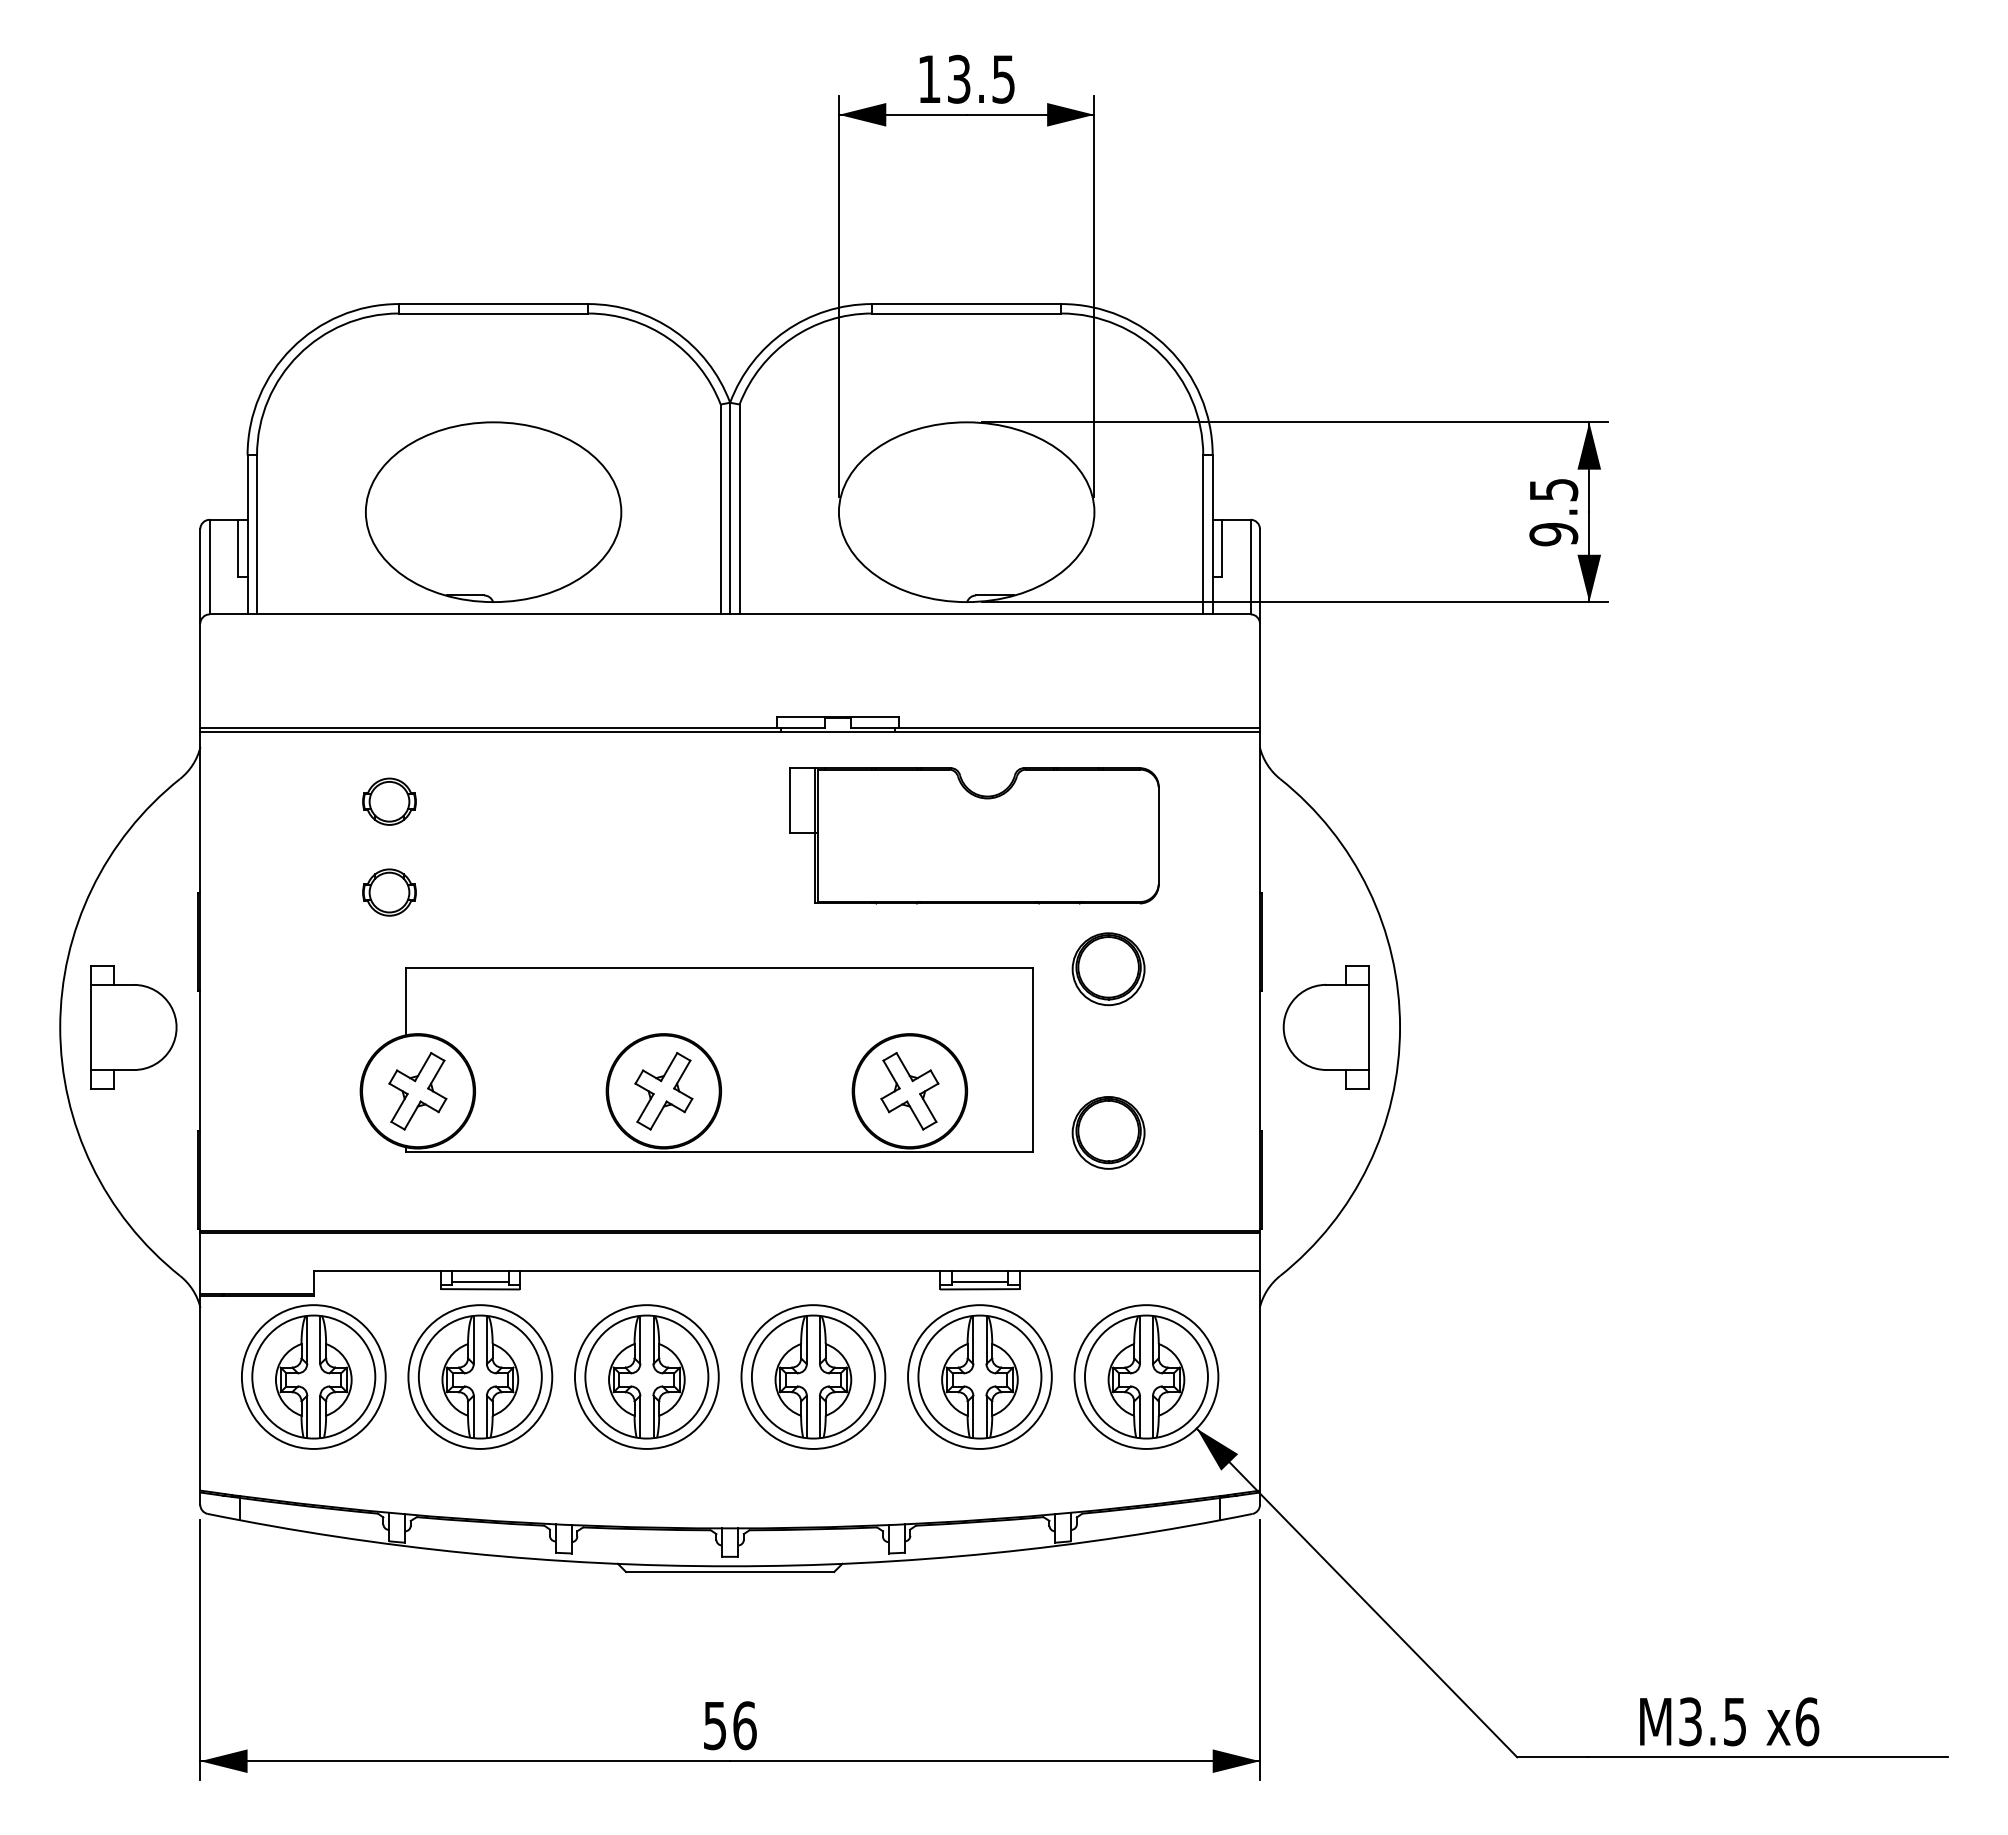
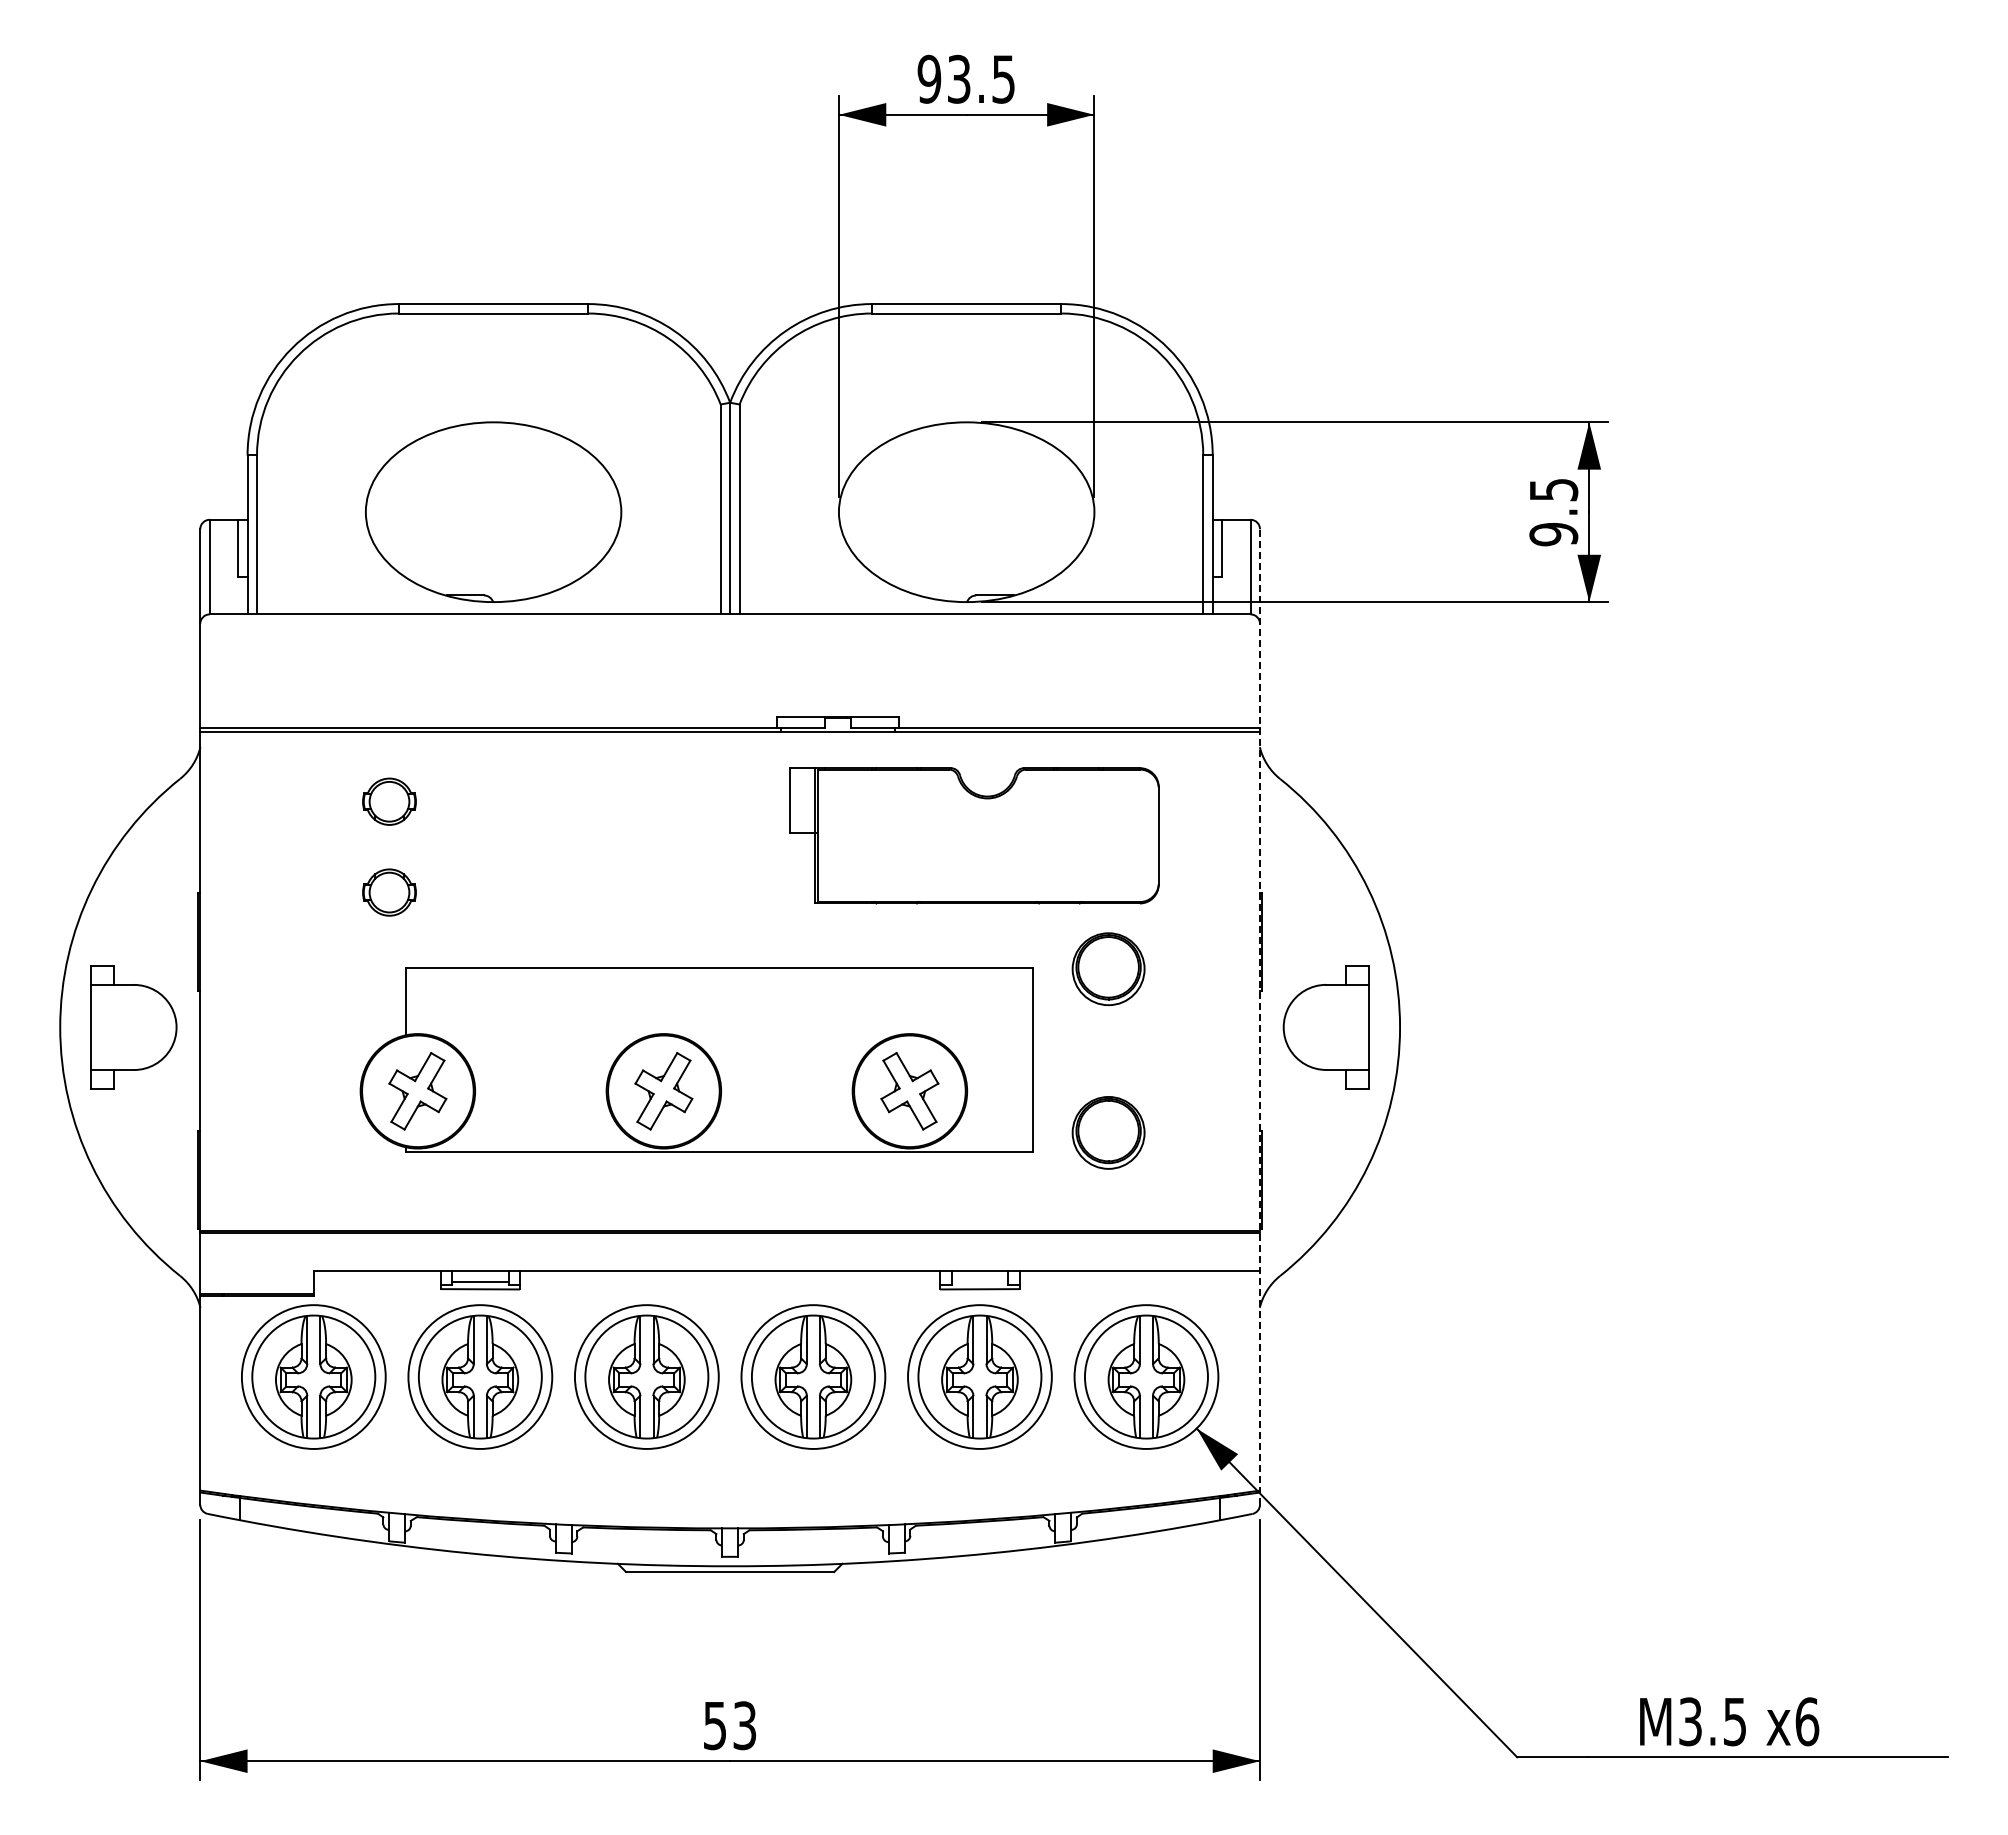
text: 13.5 -> 93.5 (929, 78)
line: solid -> dashed (1260, 1016)
line: present -> none (979, 1282)
text: 56 -> 53 (744, 1725)
